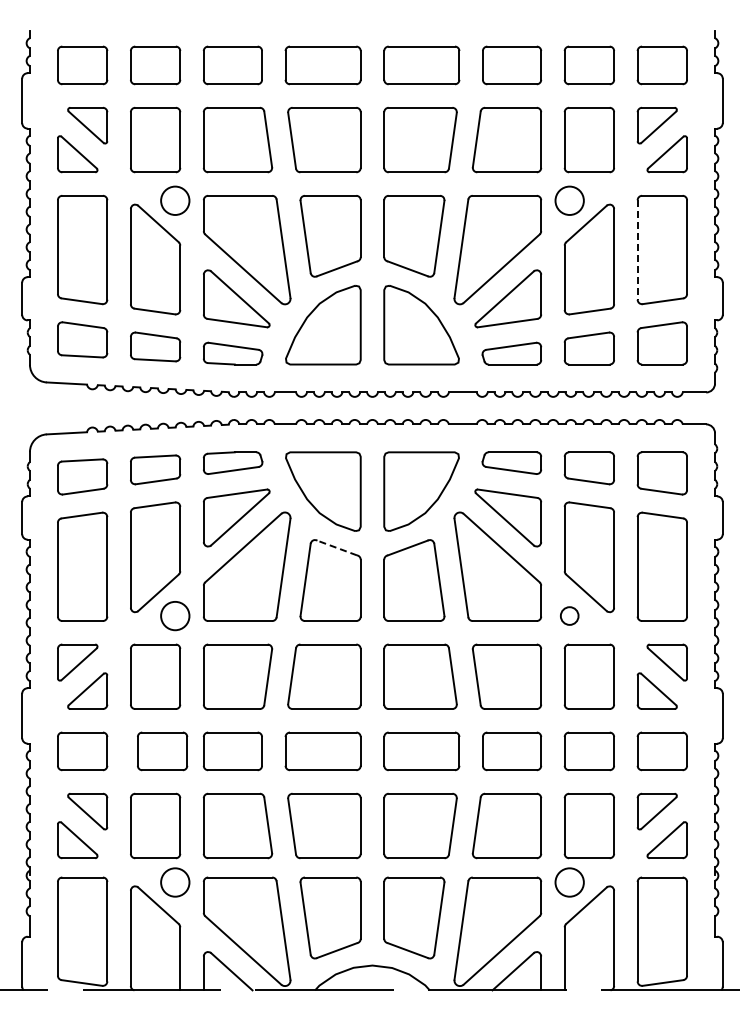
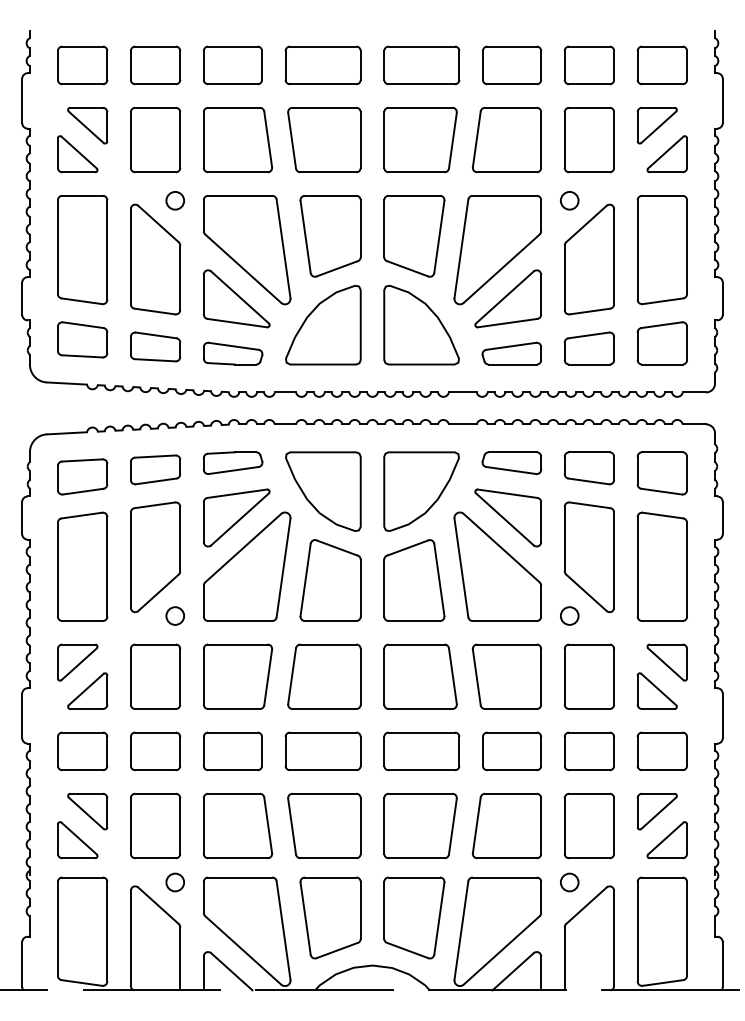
circle diameter: 28 px -> 18 px (175, 200)
circle diameter: 28 px -> 18 px (569, 200)
line: dashed -> solid (637, 249)
line: dashed -> solid (336, 547)
circle diameter: 28 px -> 18 px (175, 615)
part position: (162, 751) -> (155, 751) (155, 751)
circle diameter: 28 px -> 18 px (175, 882)
circle diameter: 28 px -> 18 px (569, 882)
